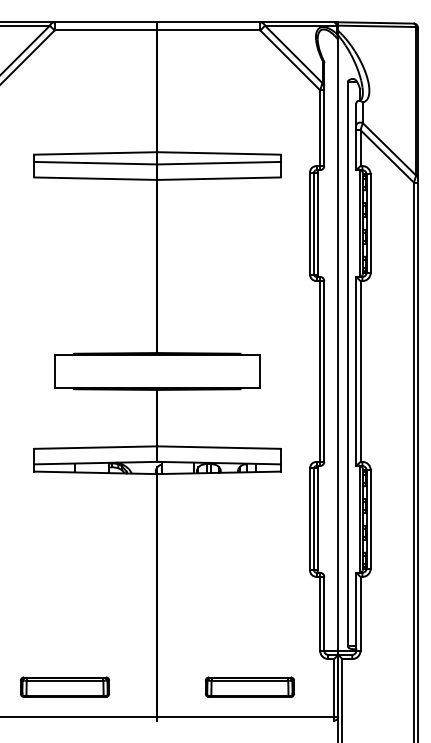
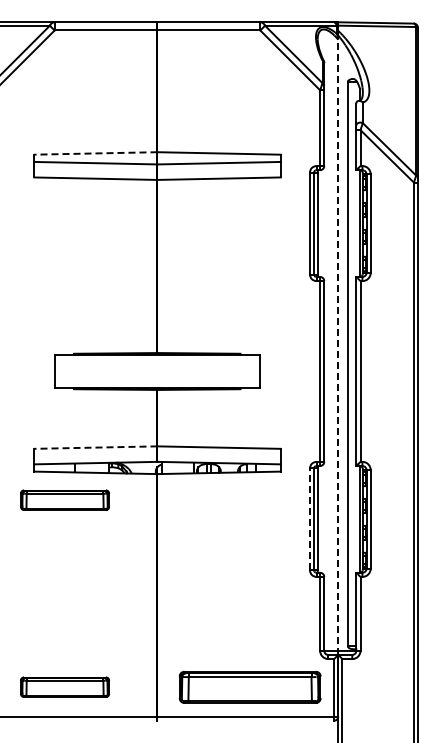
line: solid -> dashed (95, 153)
line: solid -> dashed (338, 345)
line: solid -> dashed (95, 447)
part: none -> present (64, 499)
line: solid -> dashed (309, 519)
part size: 91x22 px -> 144x34 px (249, 686)
